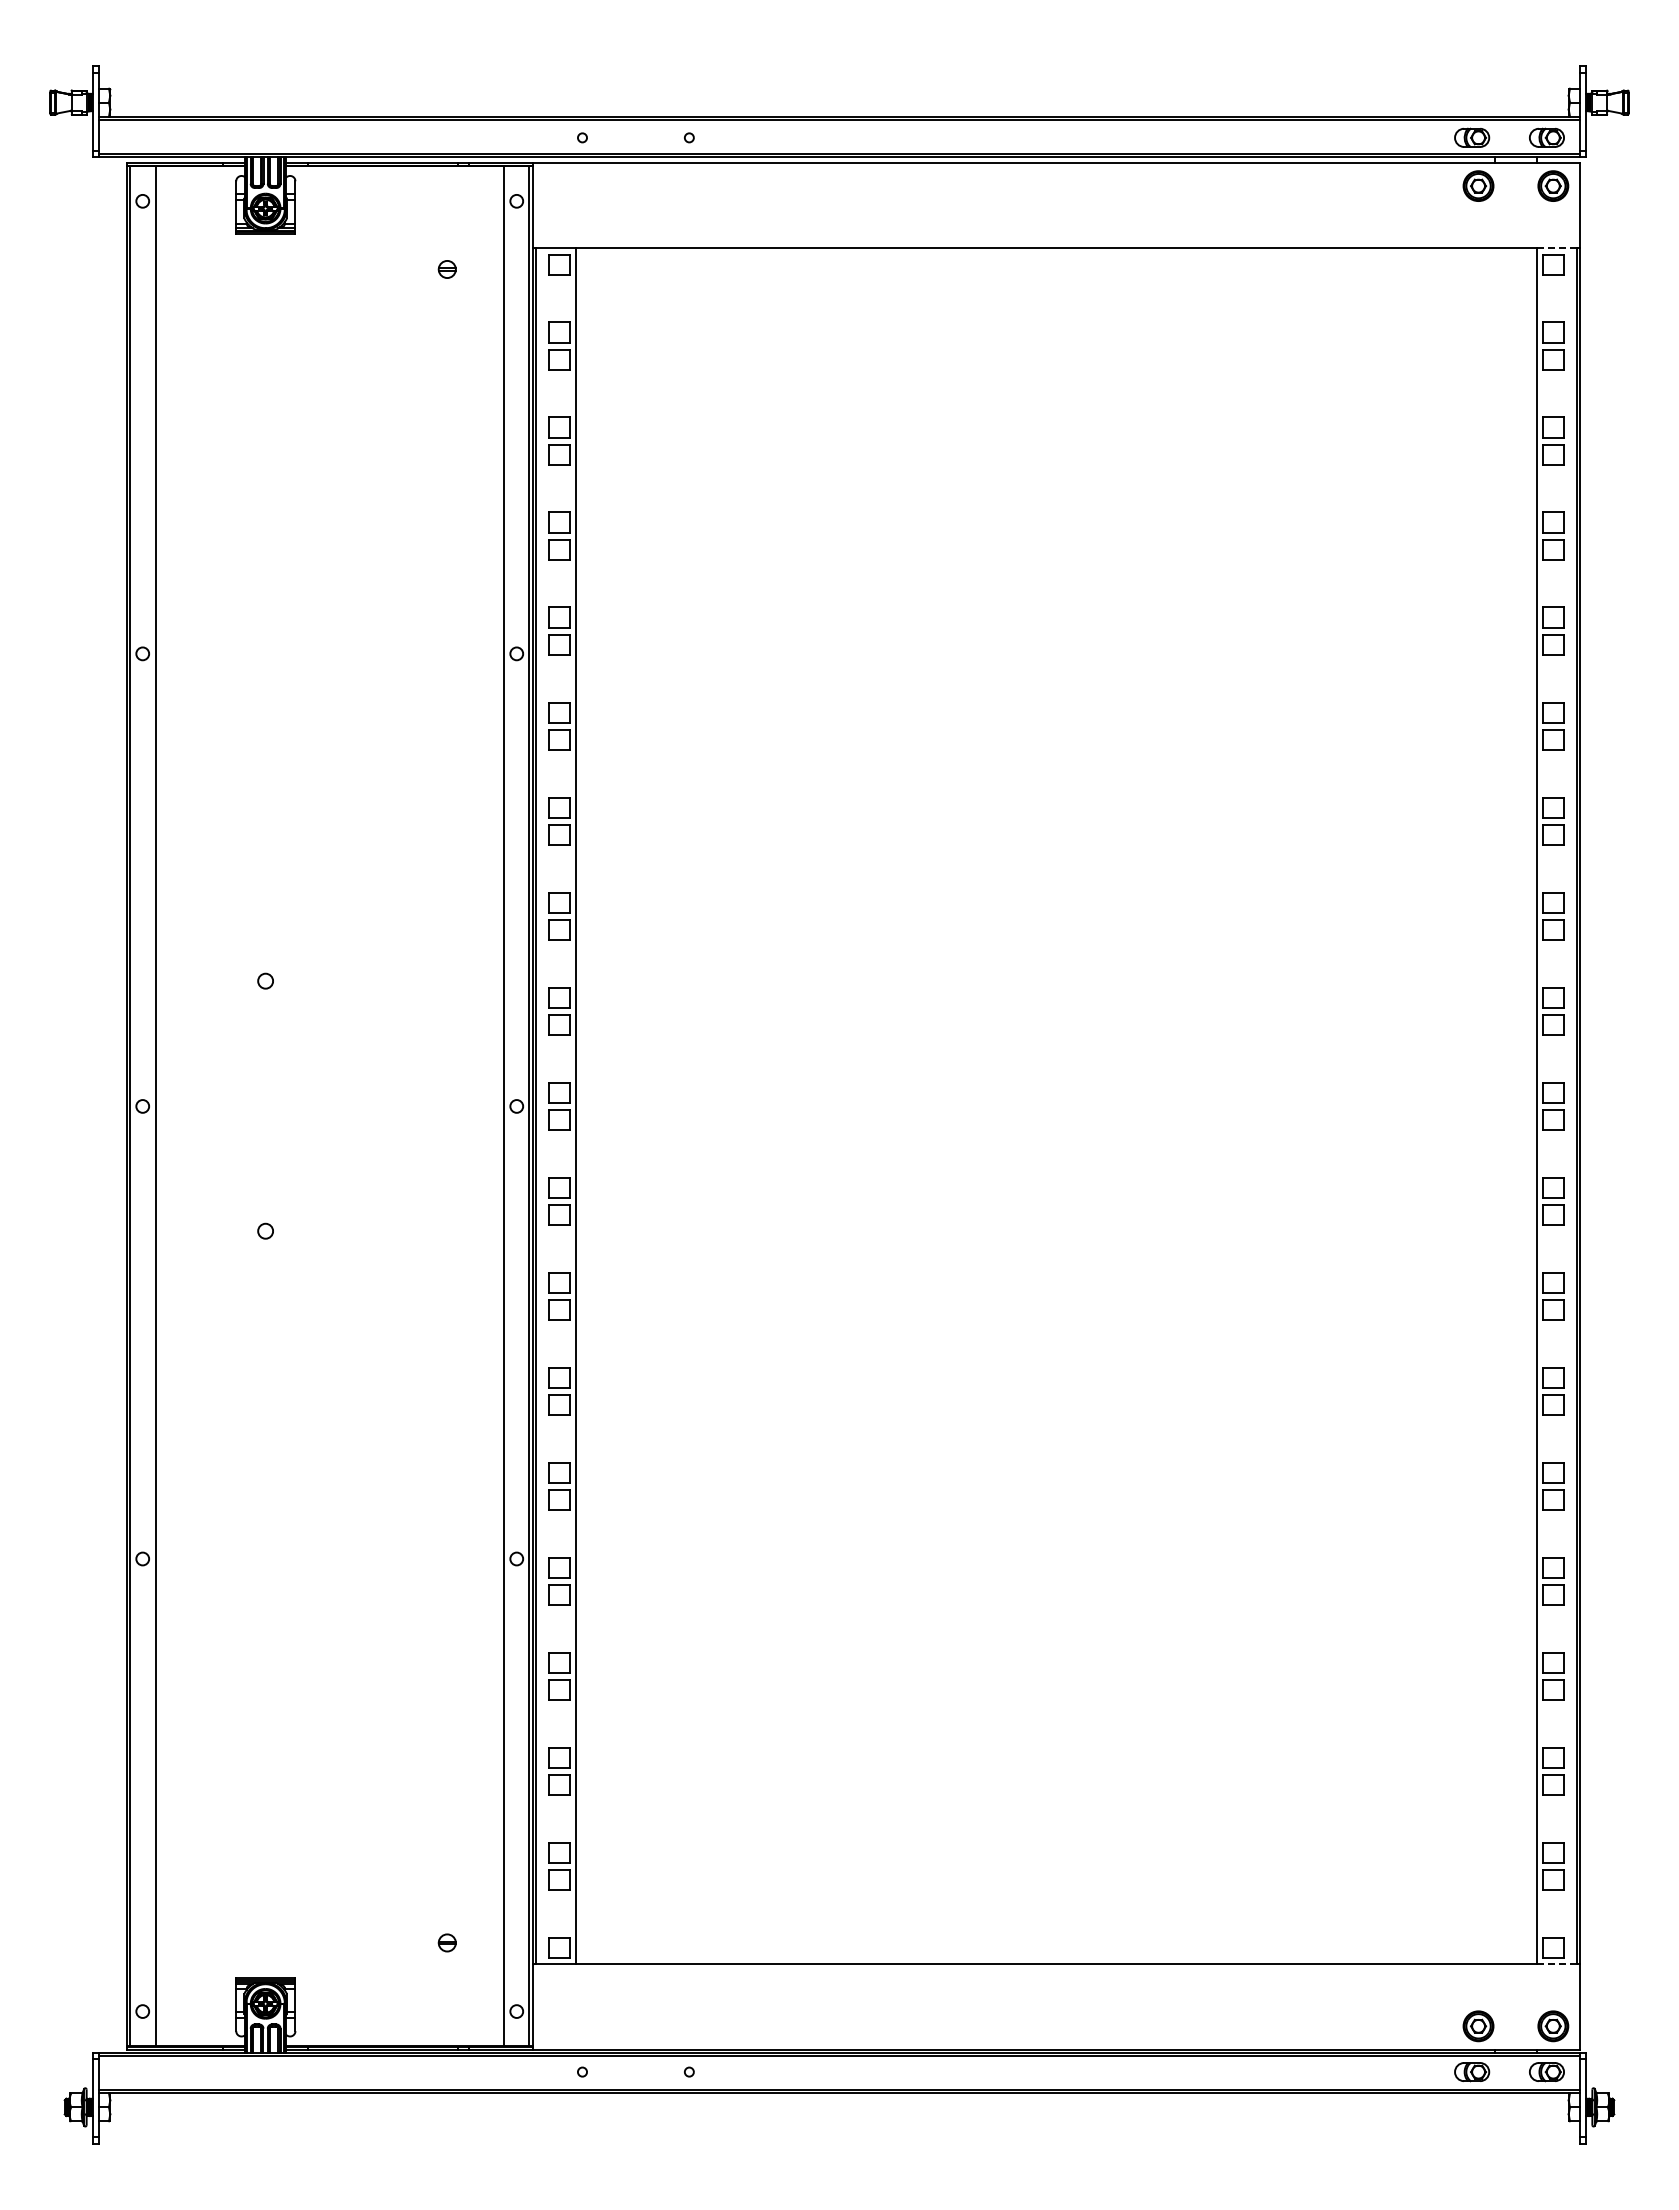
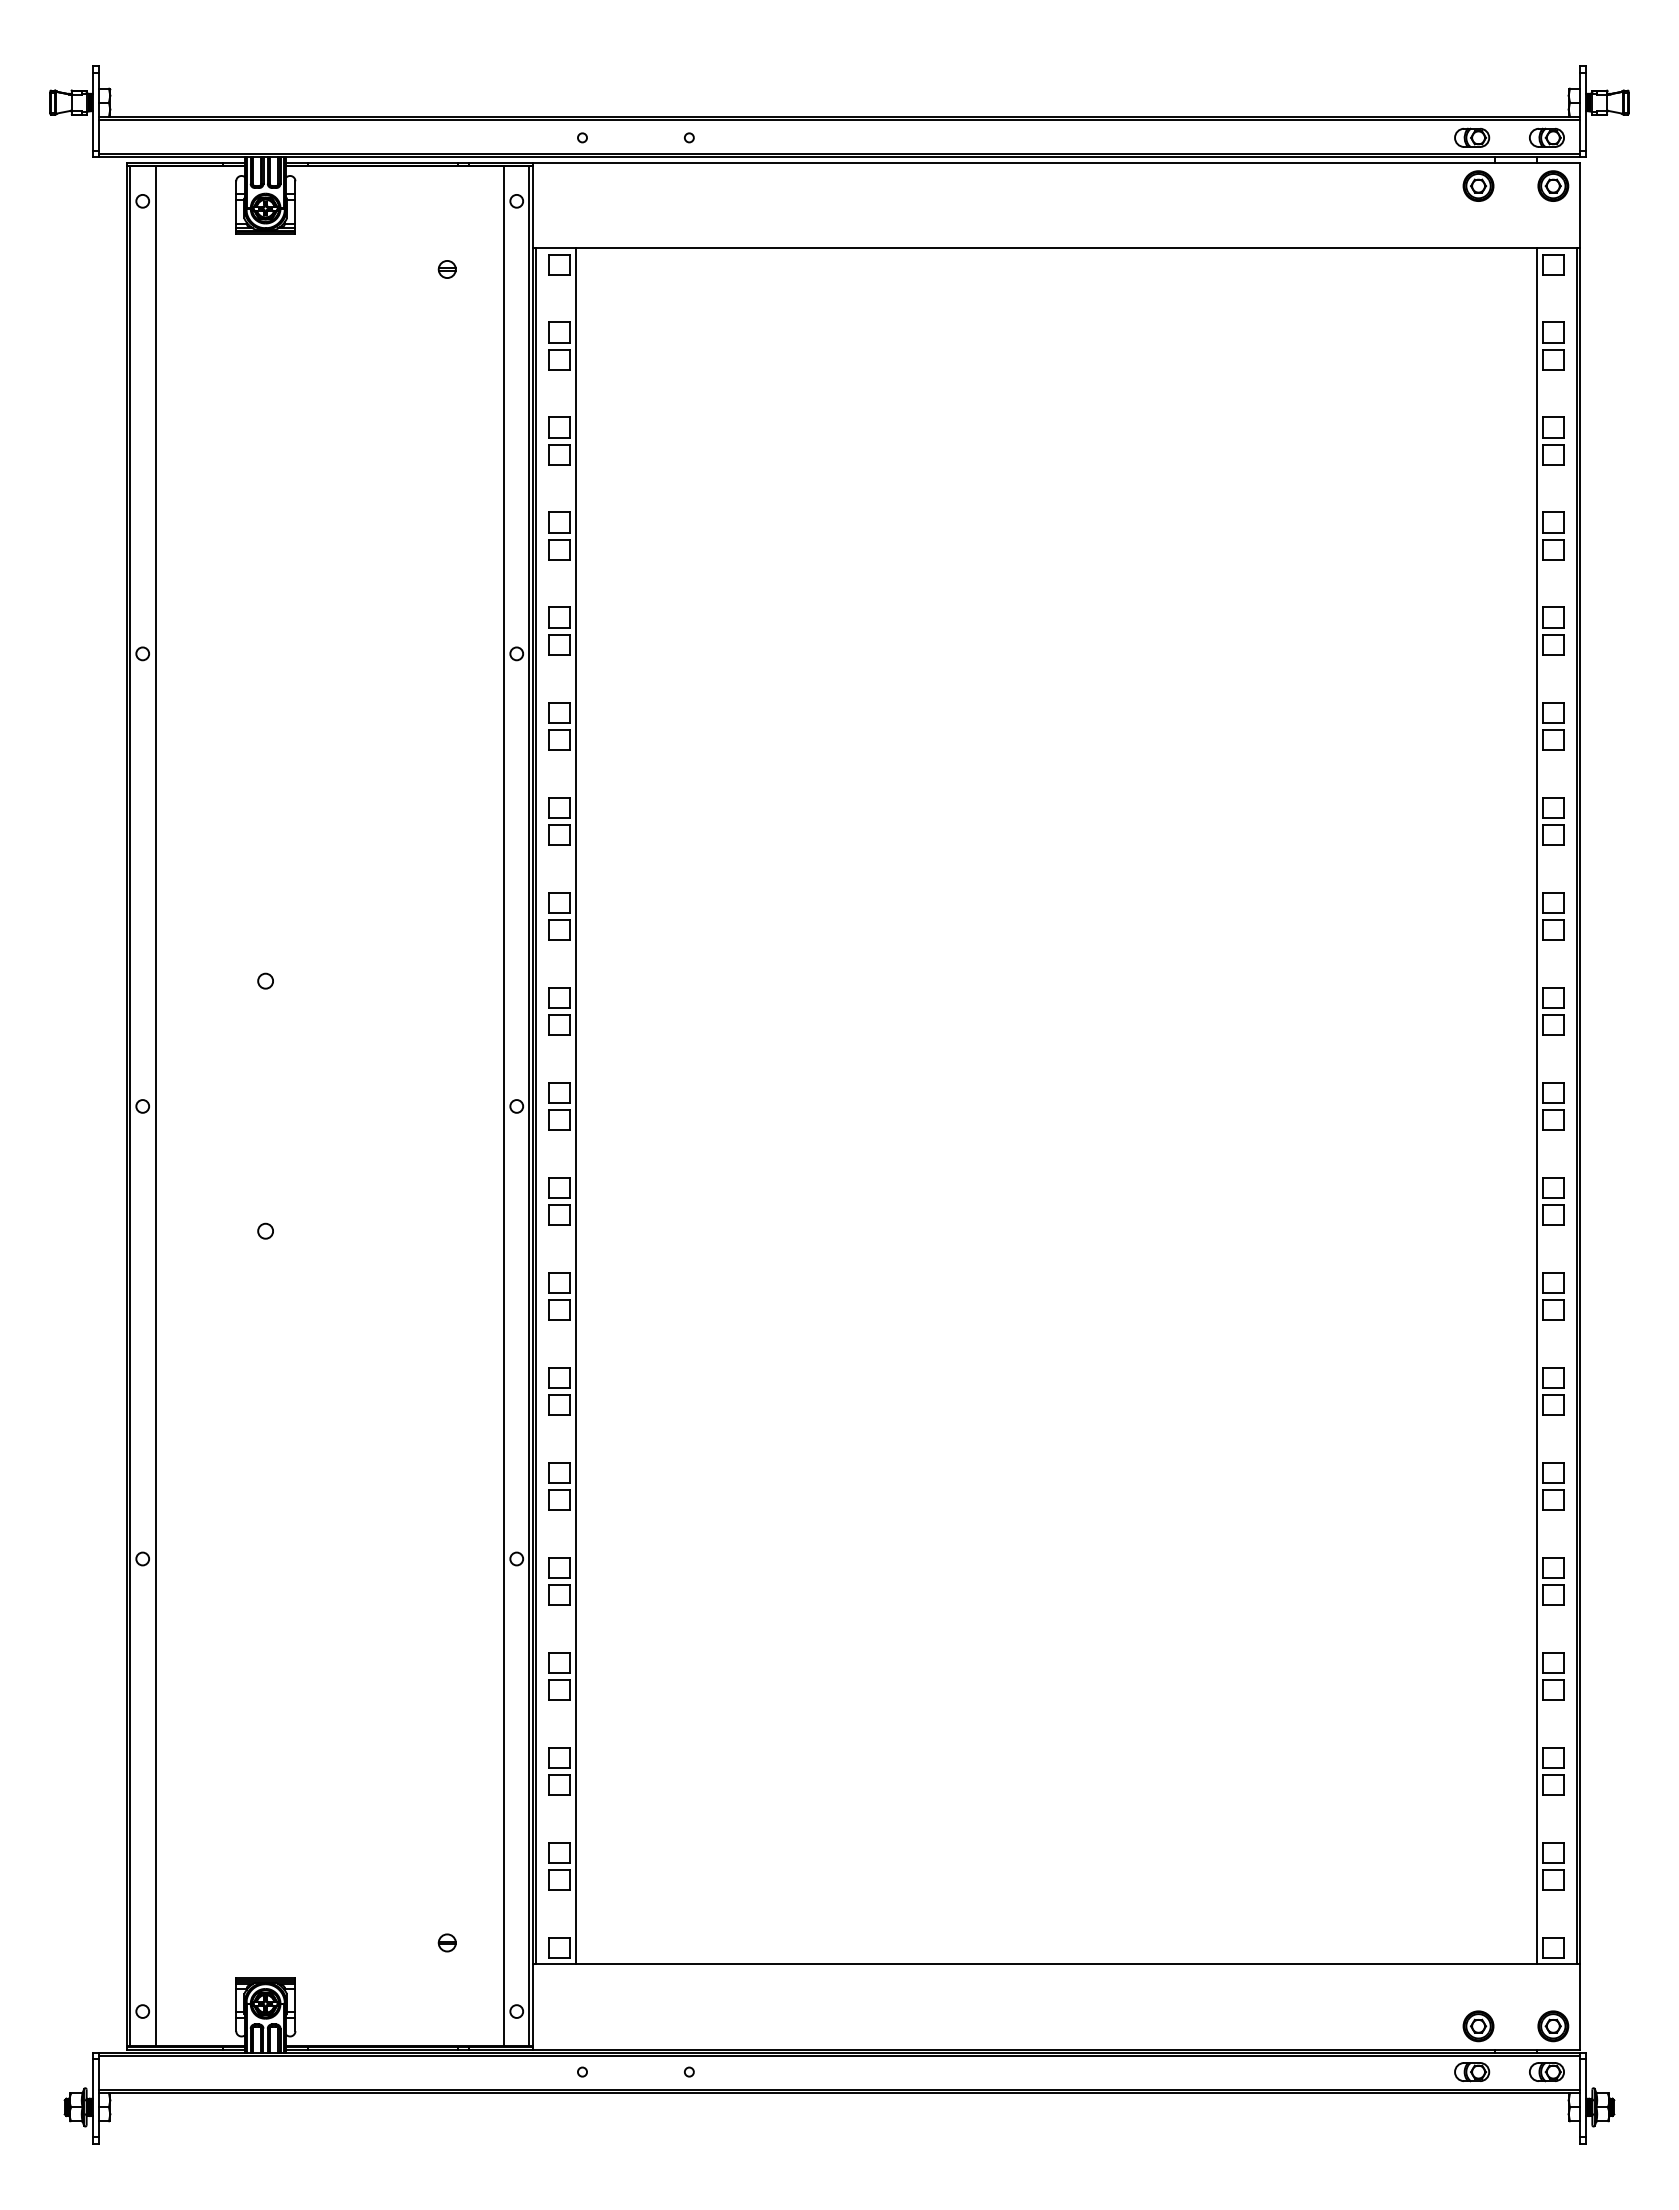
line: dashed -> solid (1556, 248)
line: dashed -> solid (1556, 1964)
